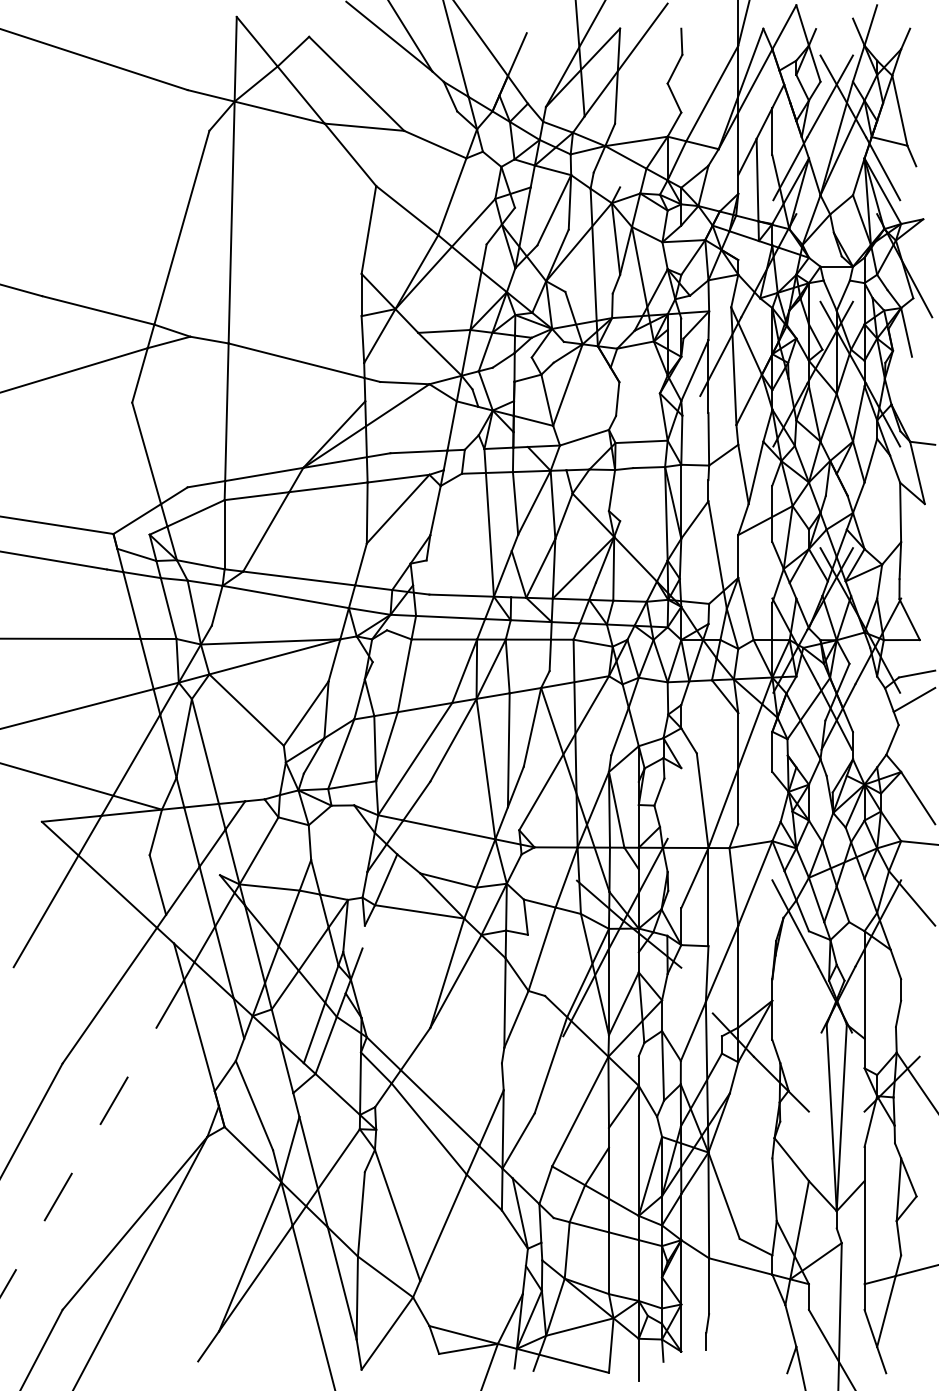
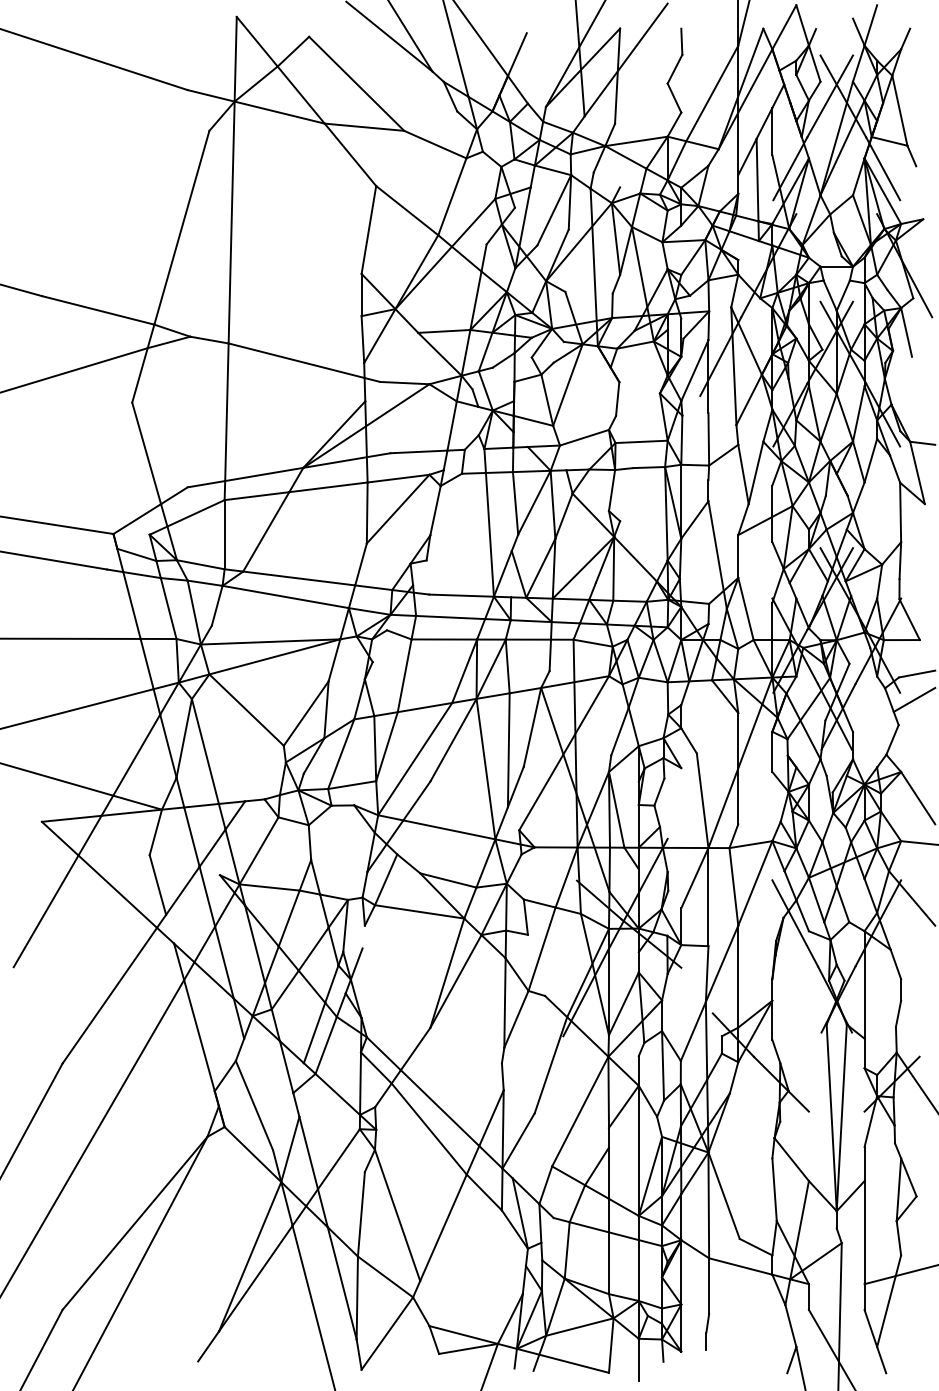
line: dashed -> solid (92, 1138)
